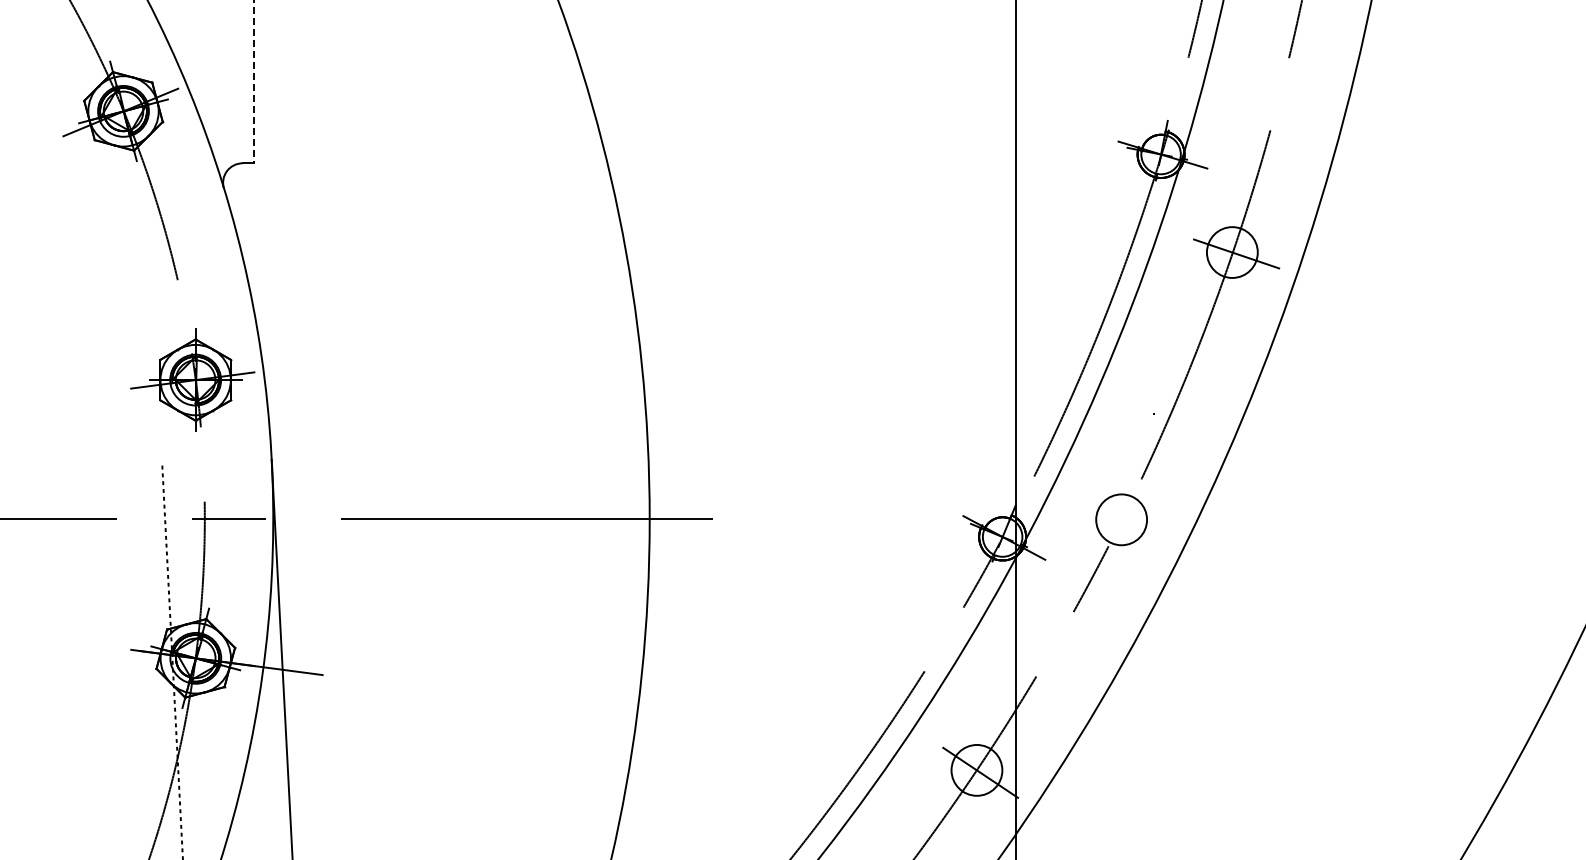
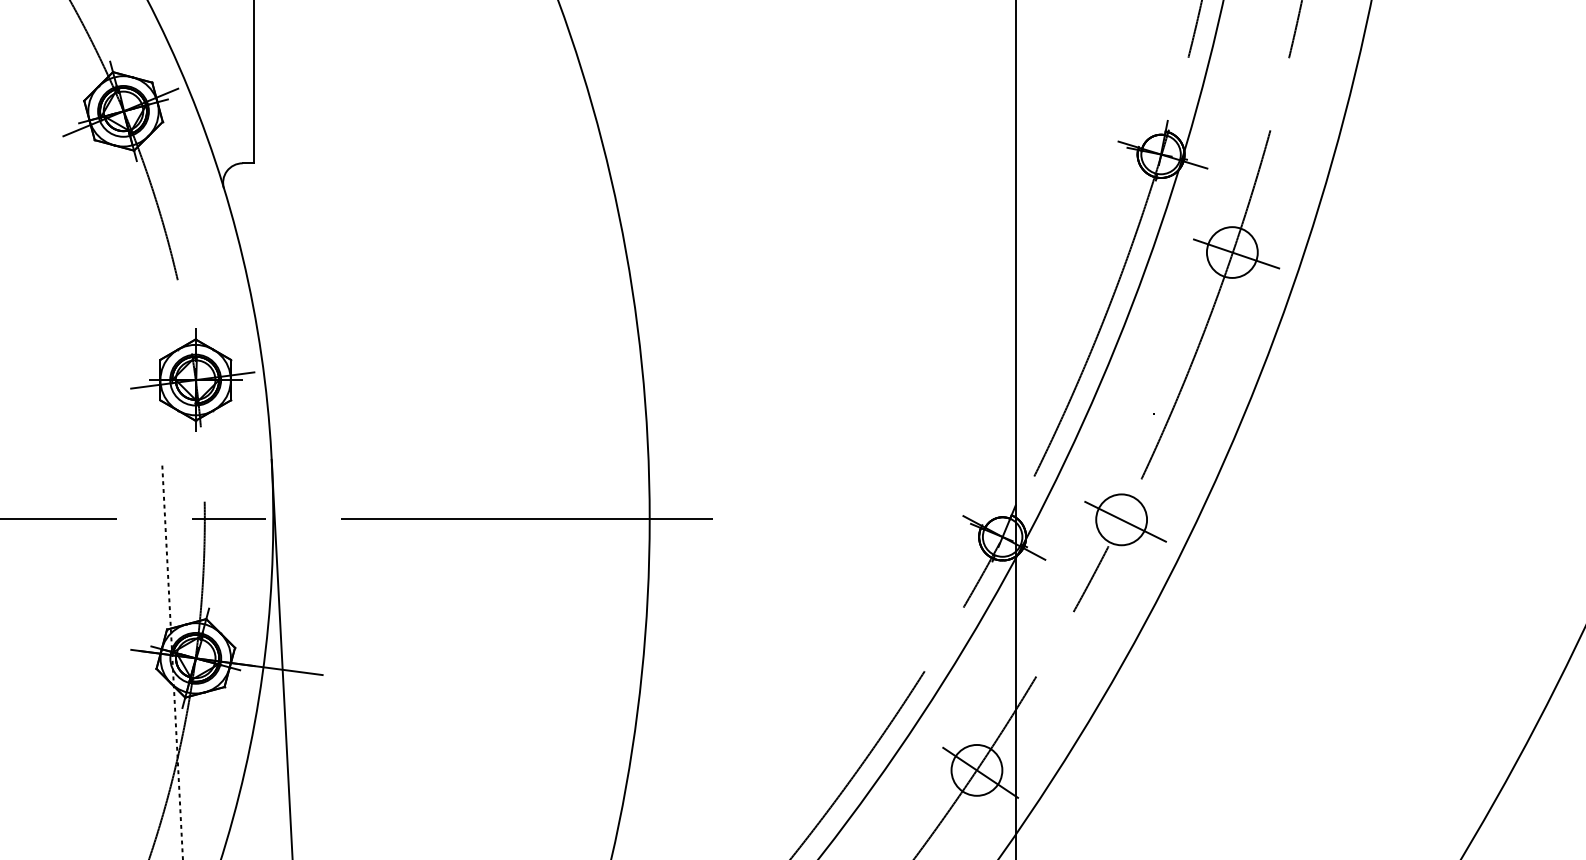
line: dashed -> solid (253, 82)
line: none -> present (1125, 521)
